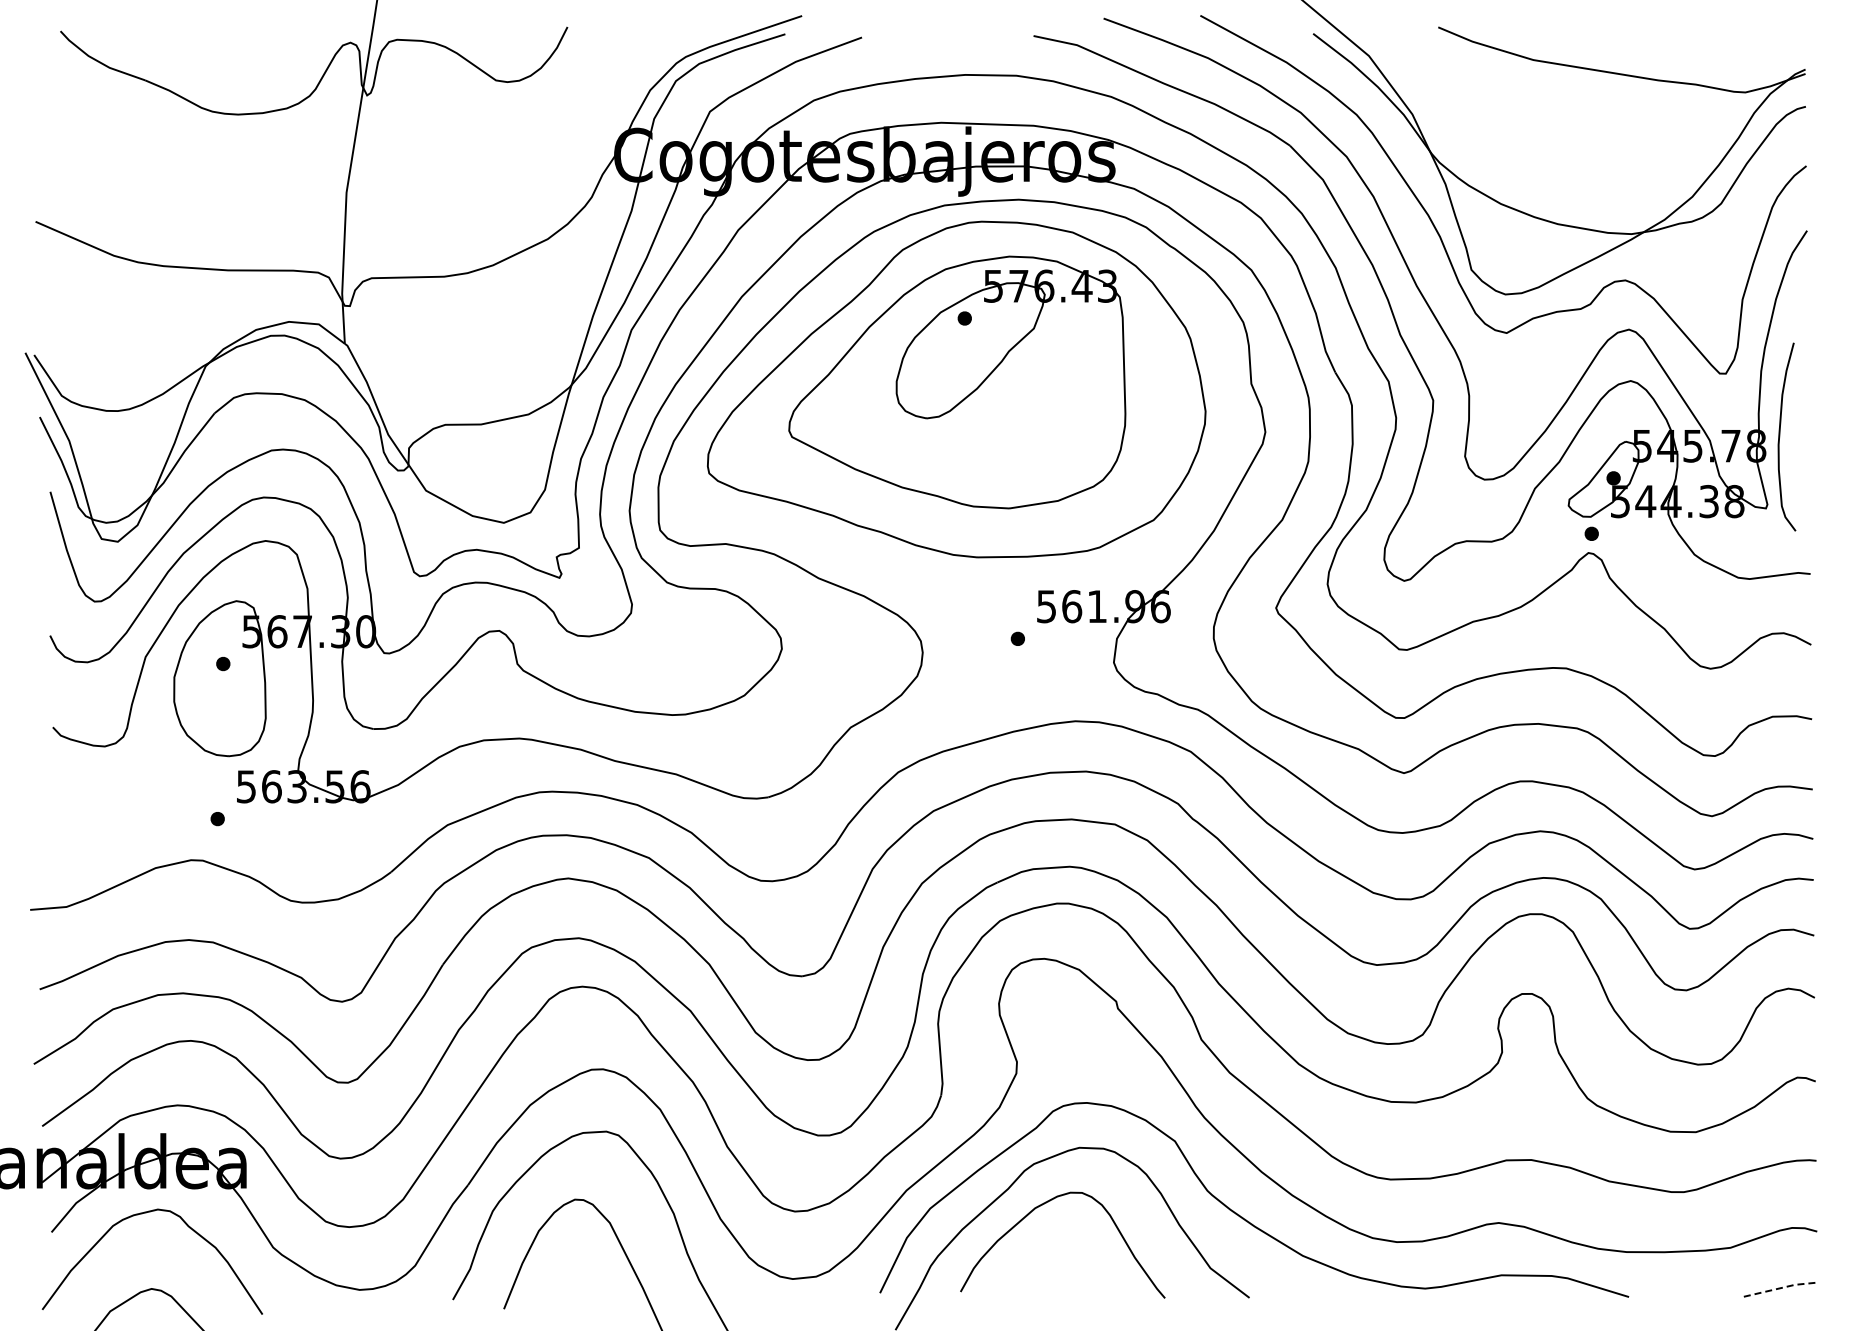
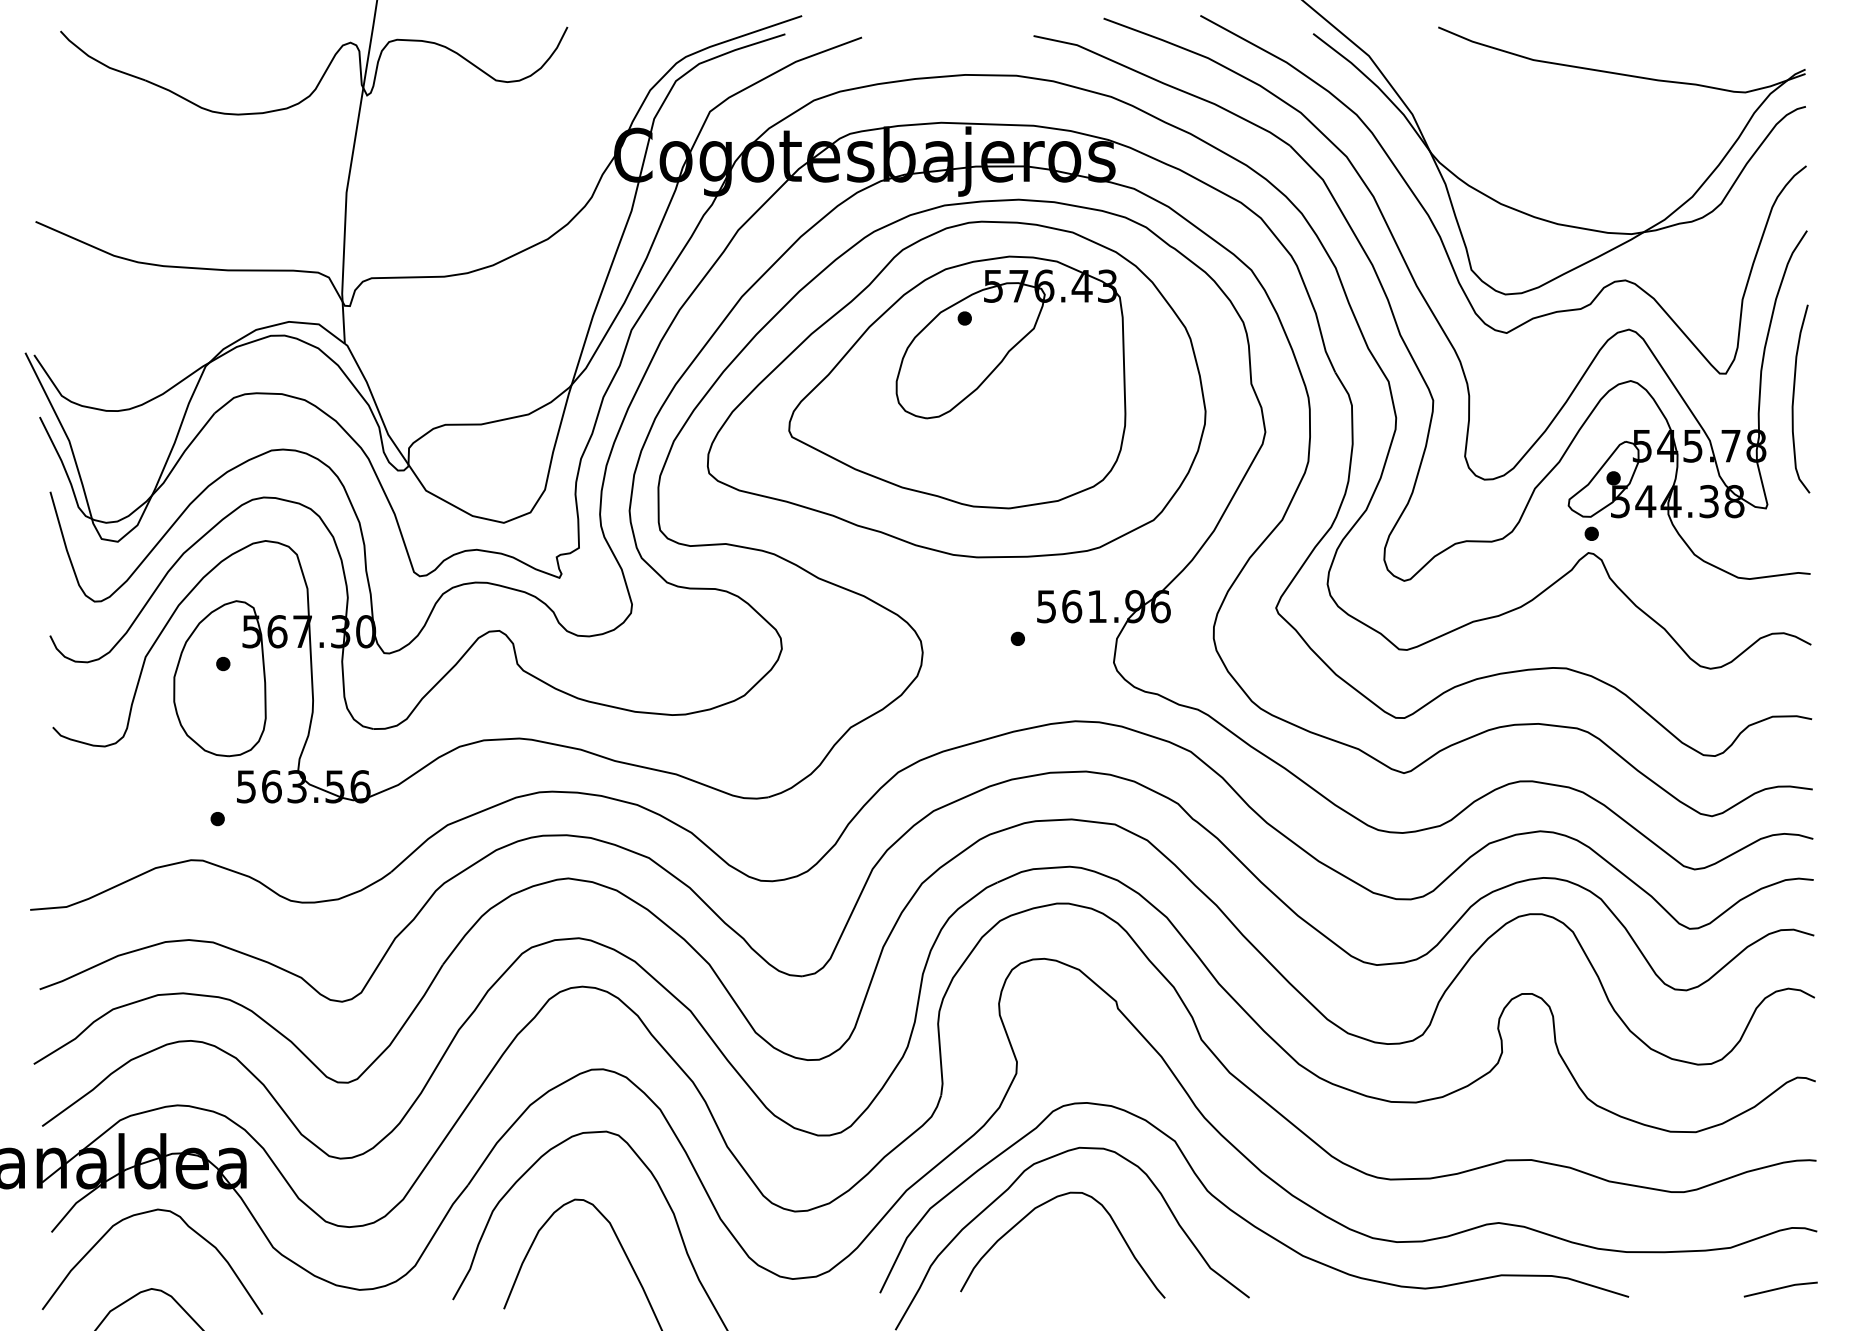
curve position: (1780, 436) -> (1794, 398) (1794, 398)
line: dashed -> solid (1781, 1287)
